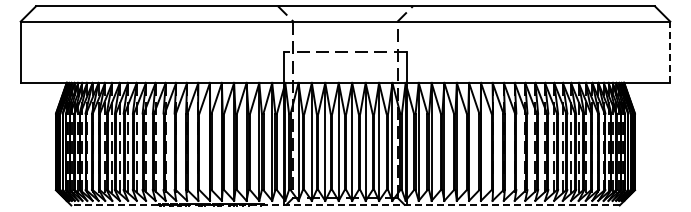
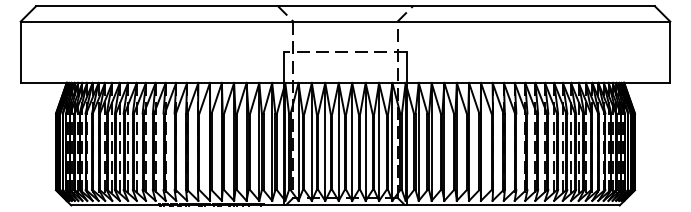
line: dashed -> solid (670, 52)
line: dashed -> solid (345, 205)
